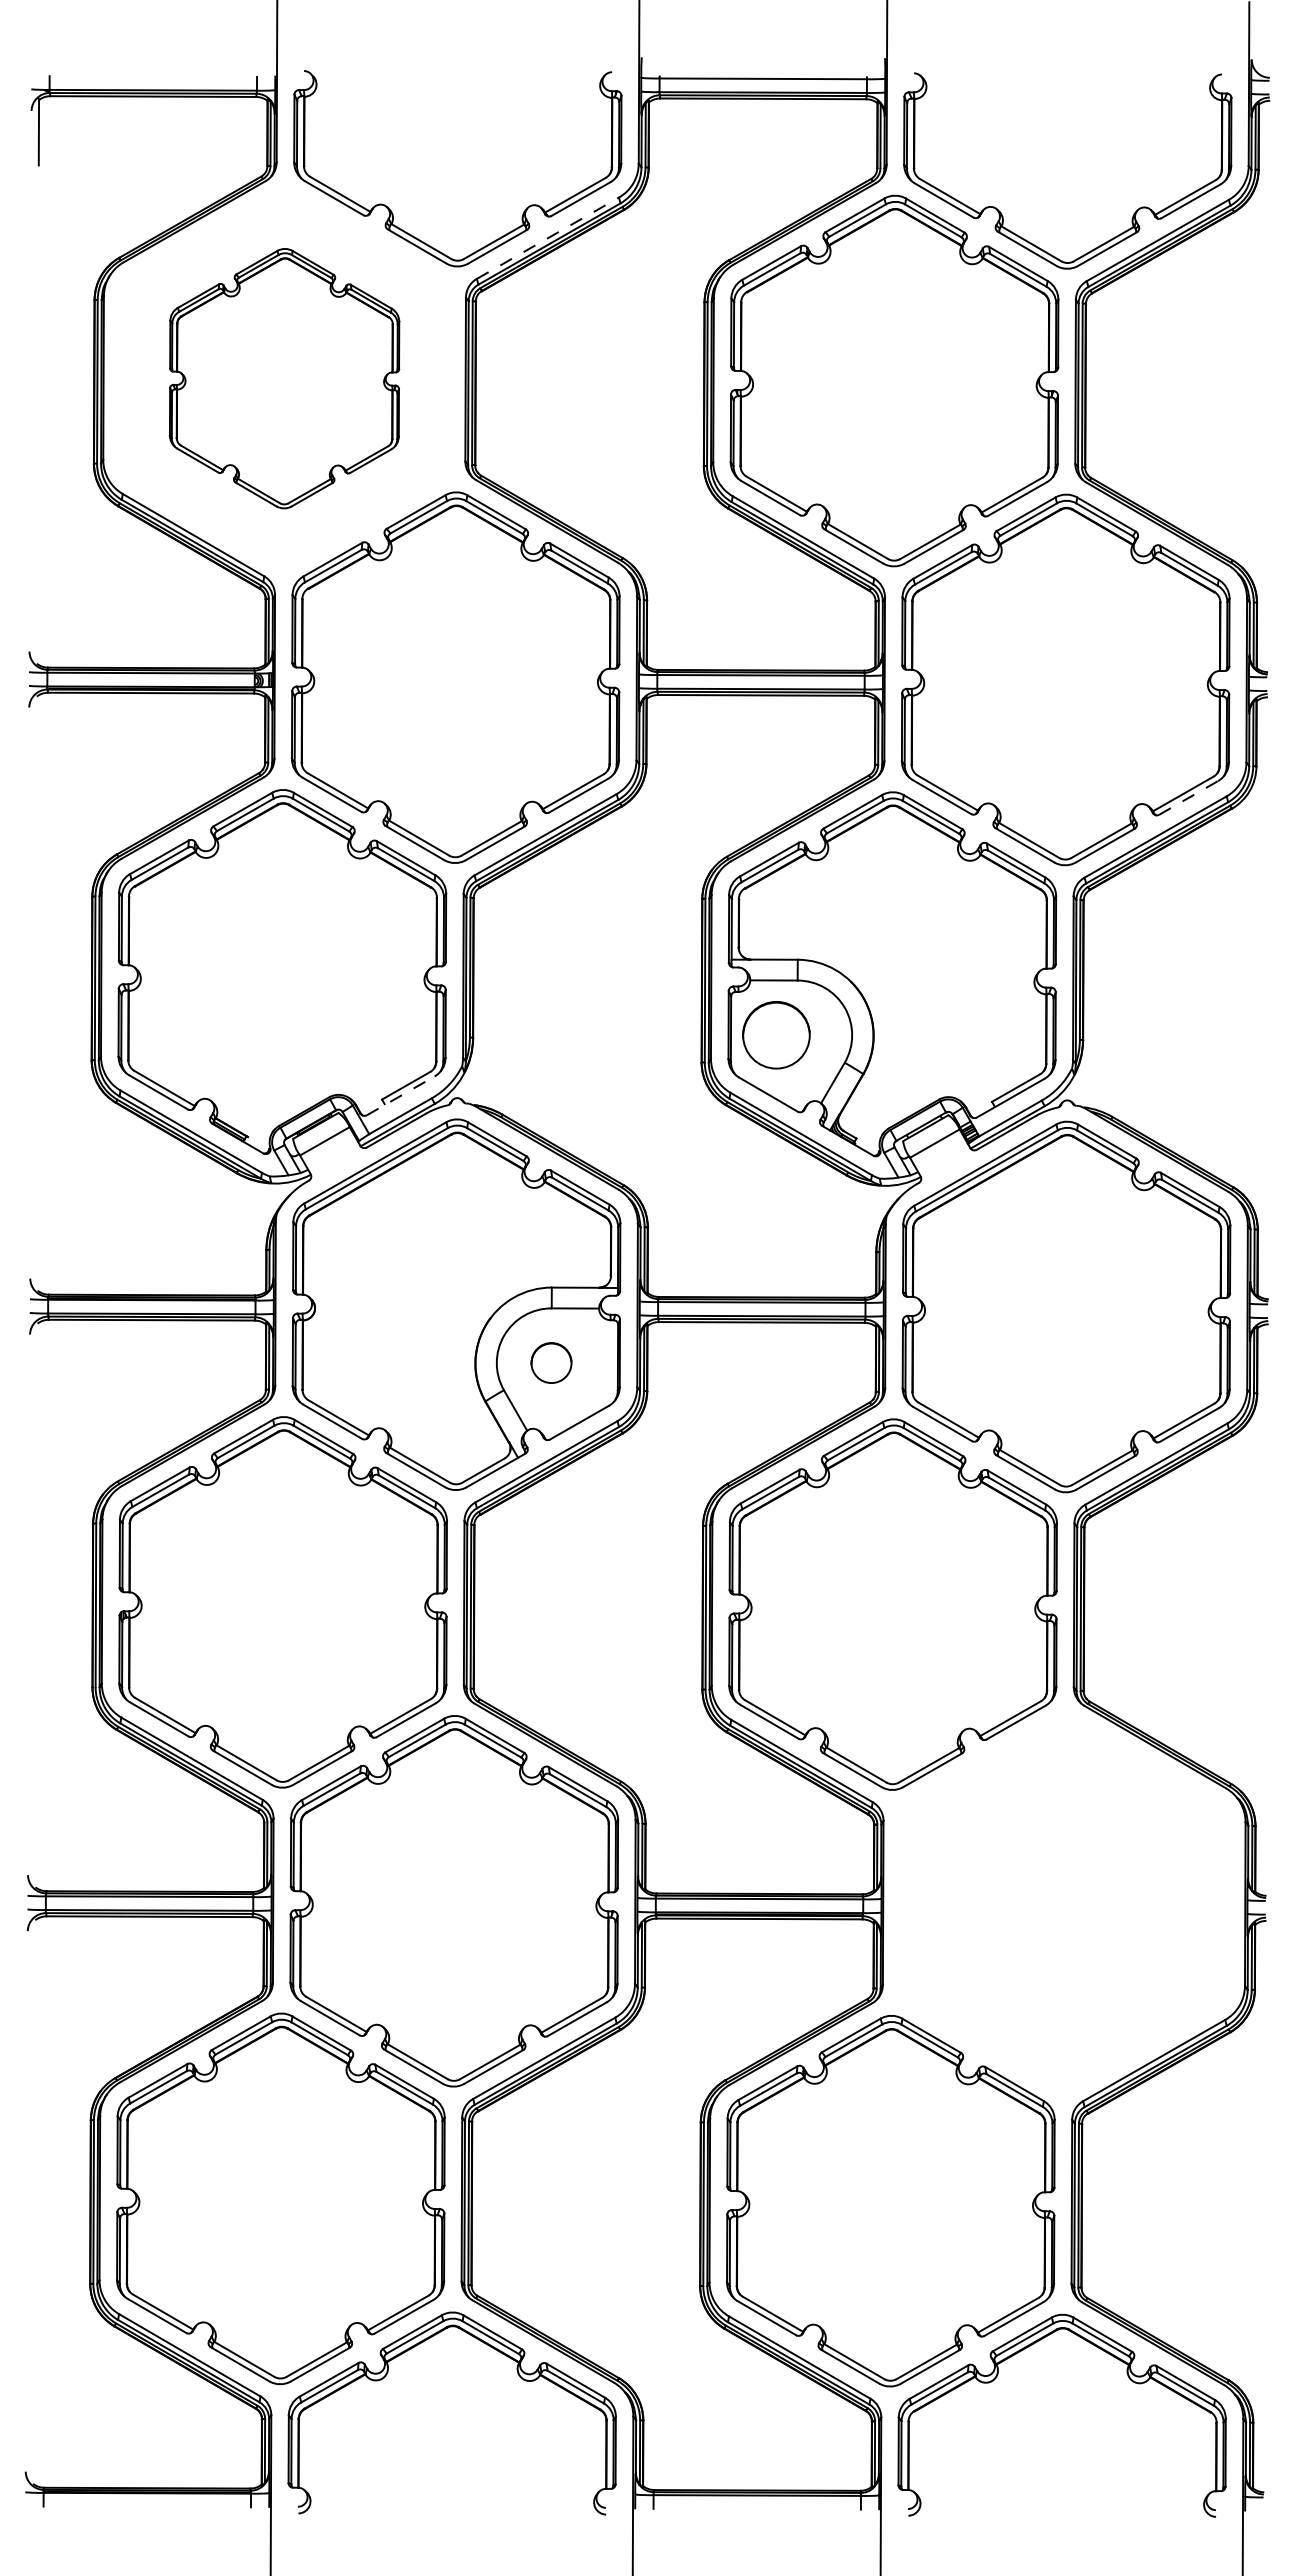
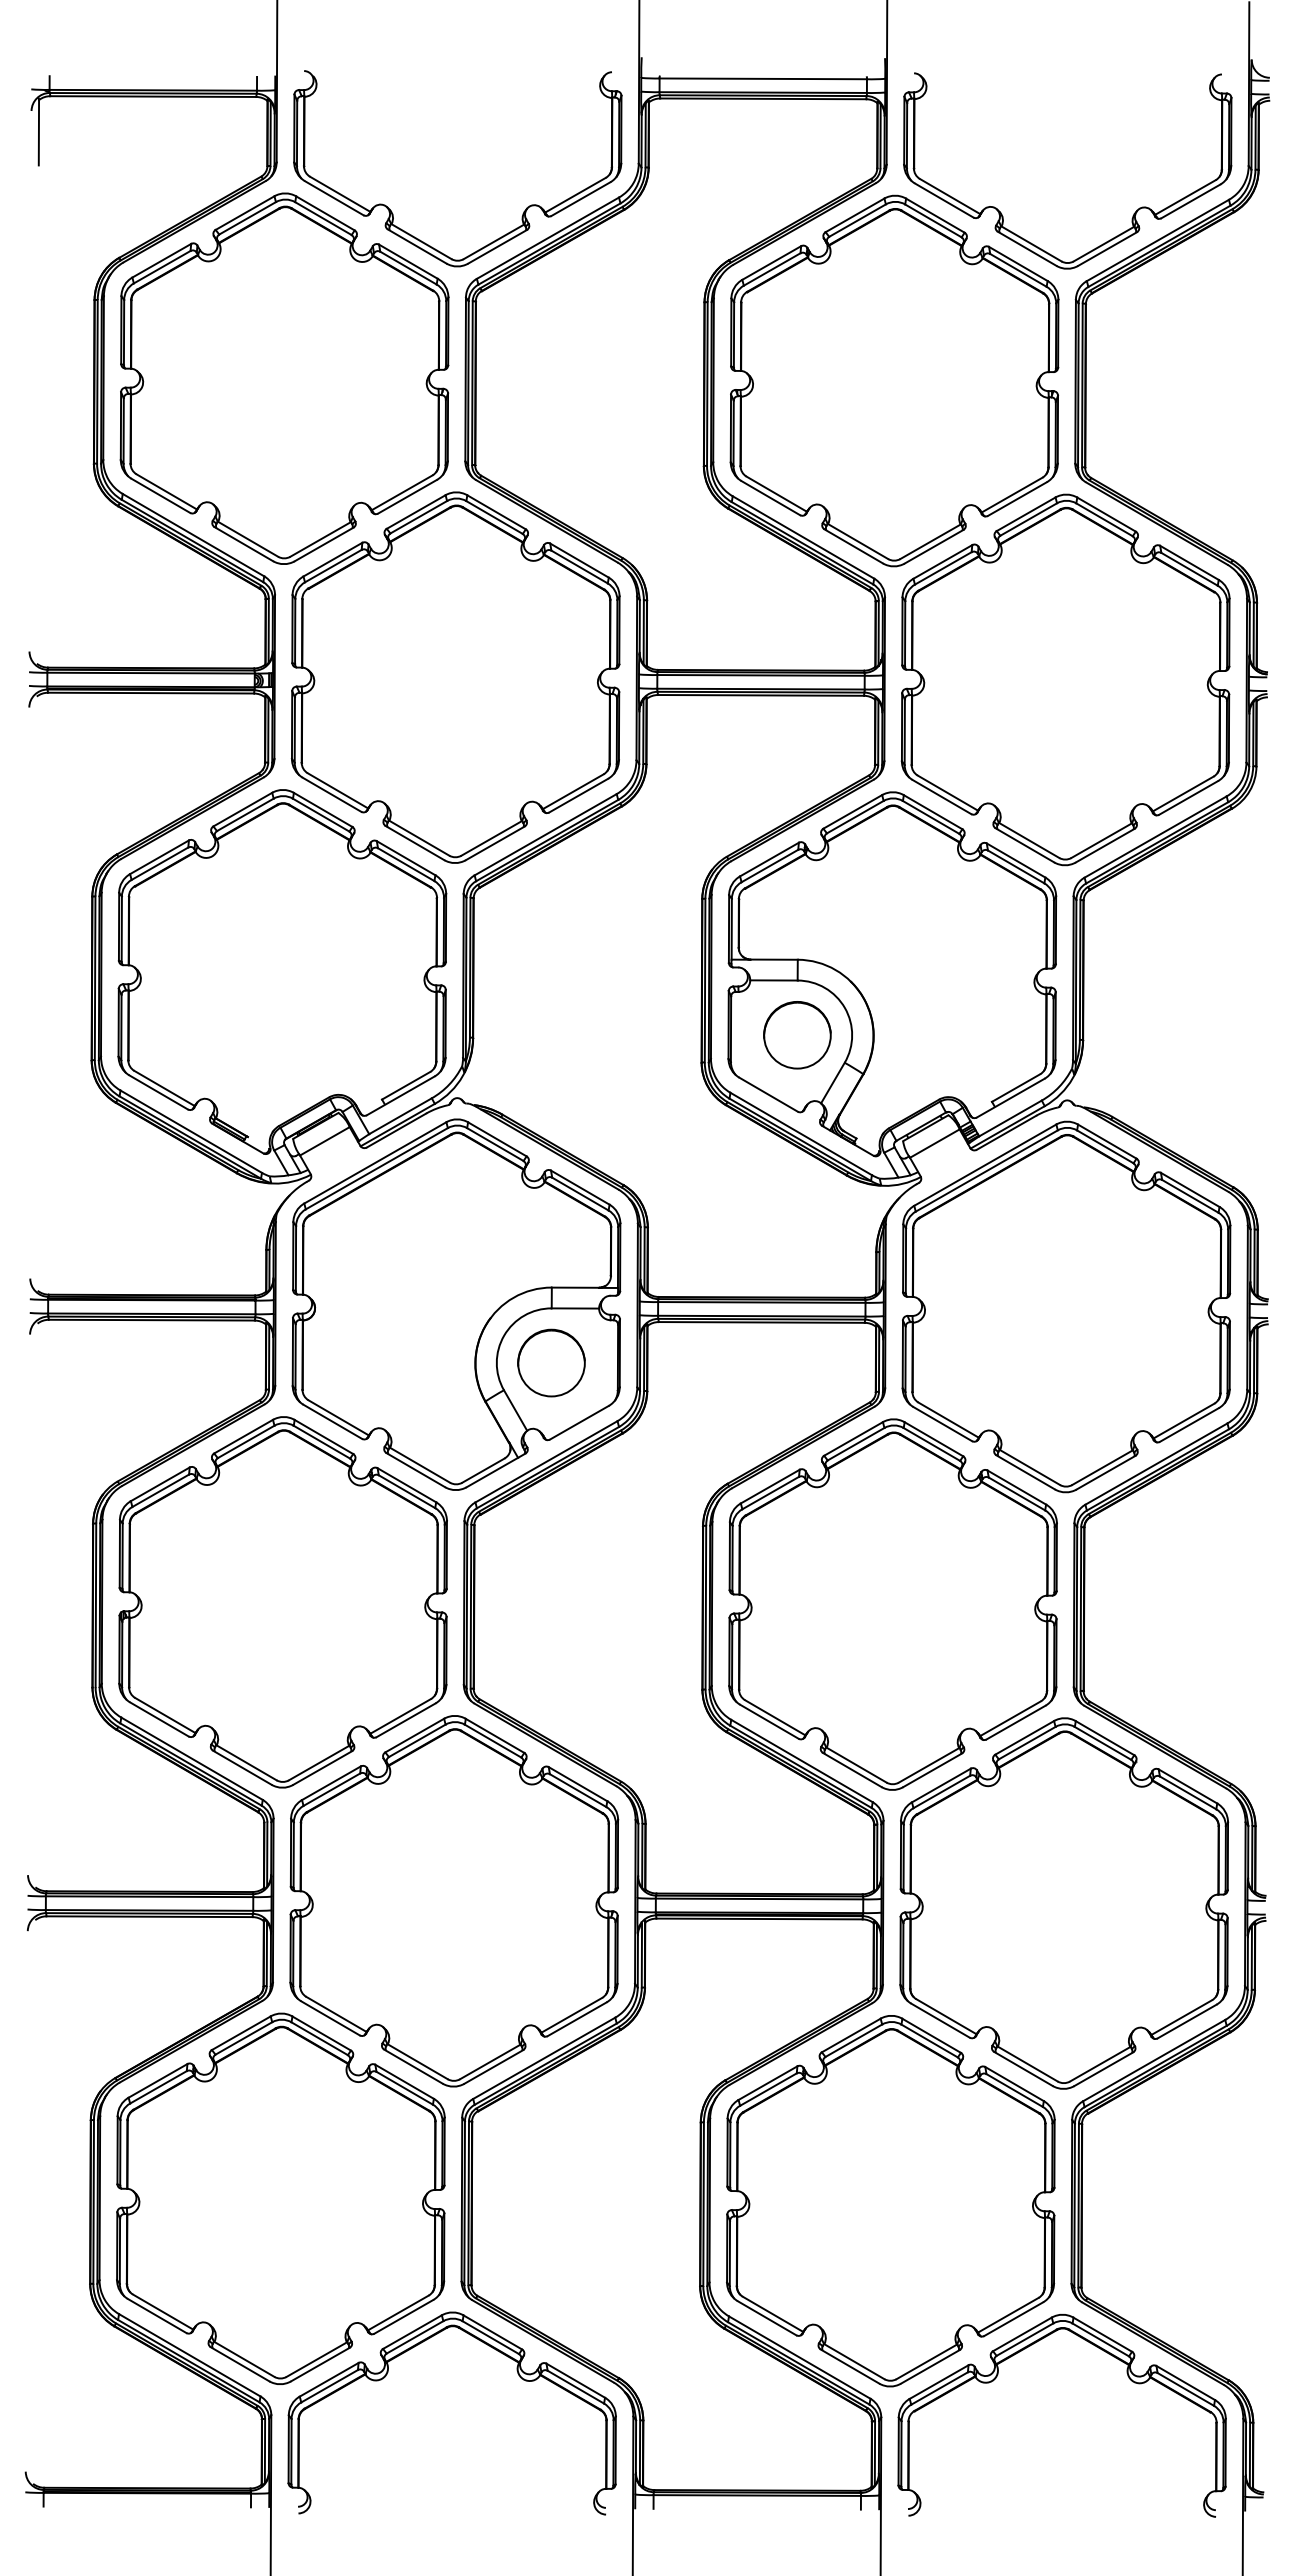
line: dashed -> solid (547, 238)
part size: 233x262 px -> 331x373 px (284, 378)
line: dashed -> solid (1188, 797)
circle position: (776, 1035) -> (797, 1035) (797, 1035)
line: dashed -> solid (401, 1095)
part size: 43x42 px -> 69x70 px (551, 1362)
part: none -> present (1064, 1903)
